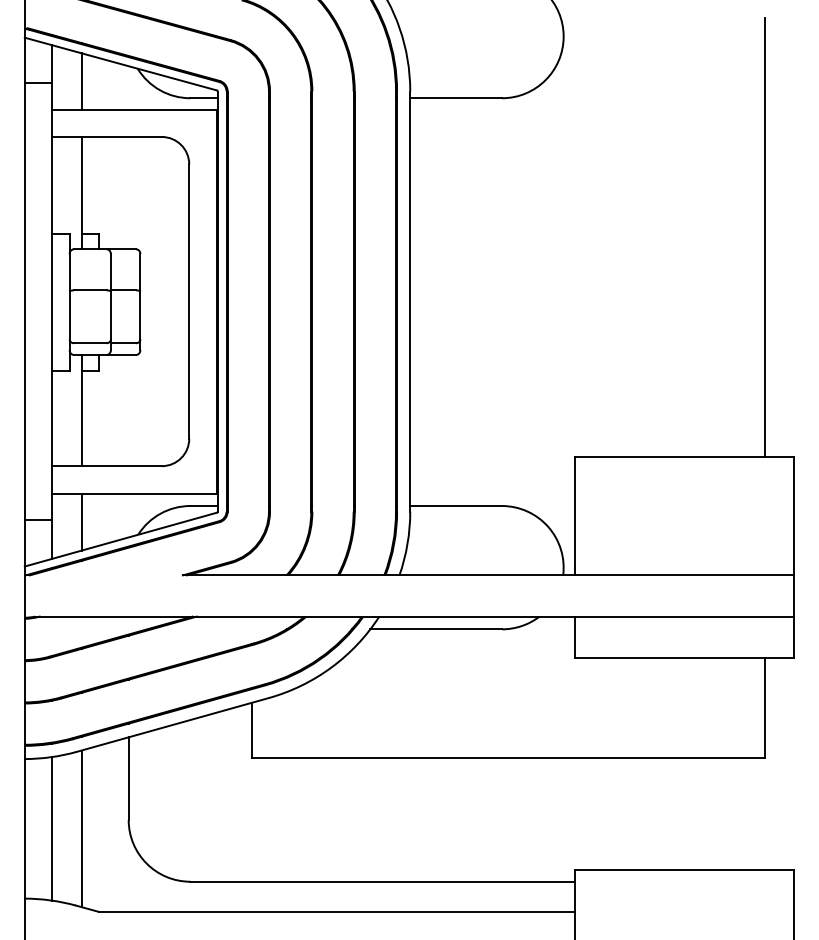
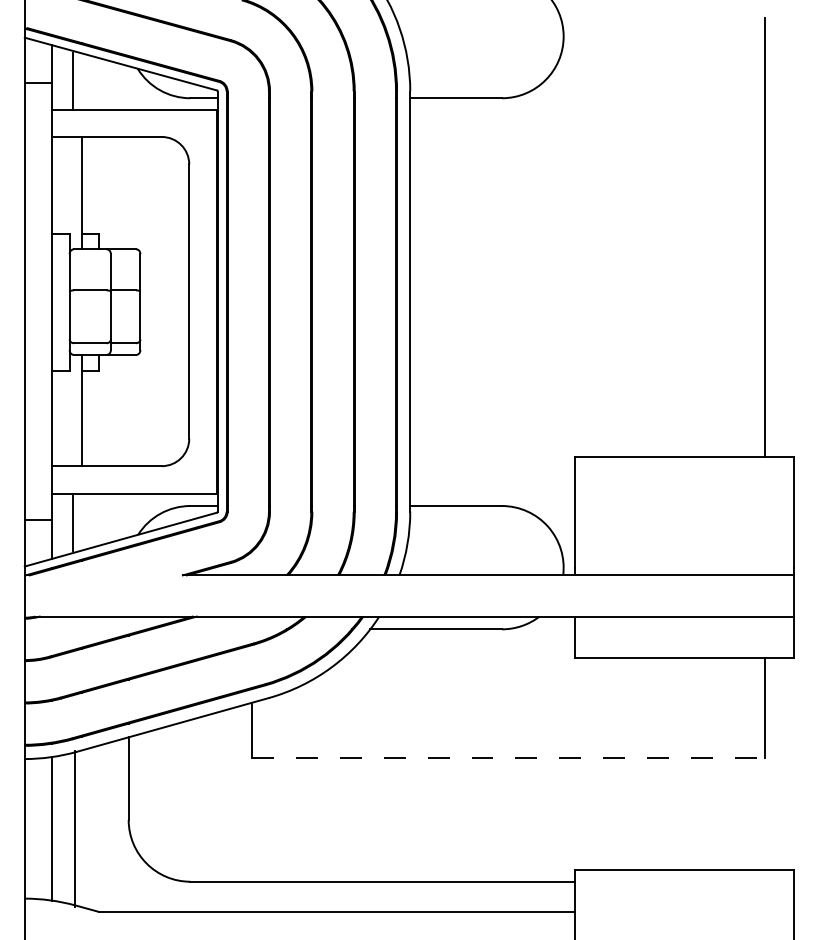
line position: (81, 81) -> (72, 81) (72, 81)
line position: (81, 521) -> (72, 521) (72, 521)
line: solid -> dashed (508, 758)
line position: (81, 828) -> (74, 828) (74, 828)
